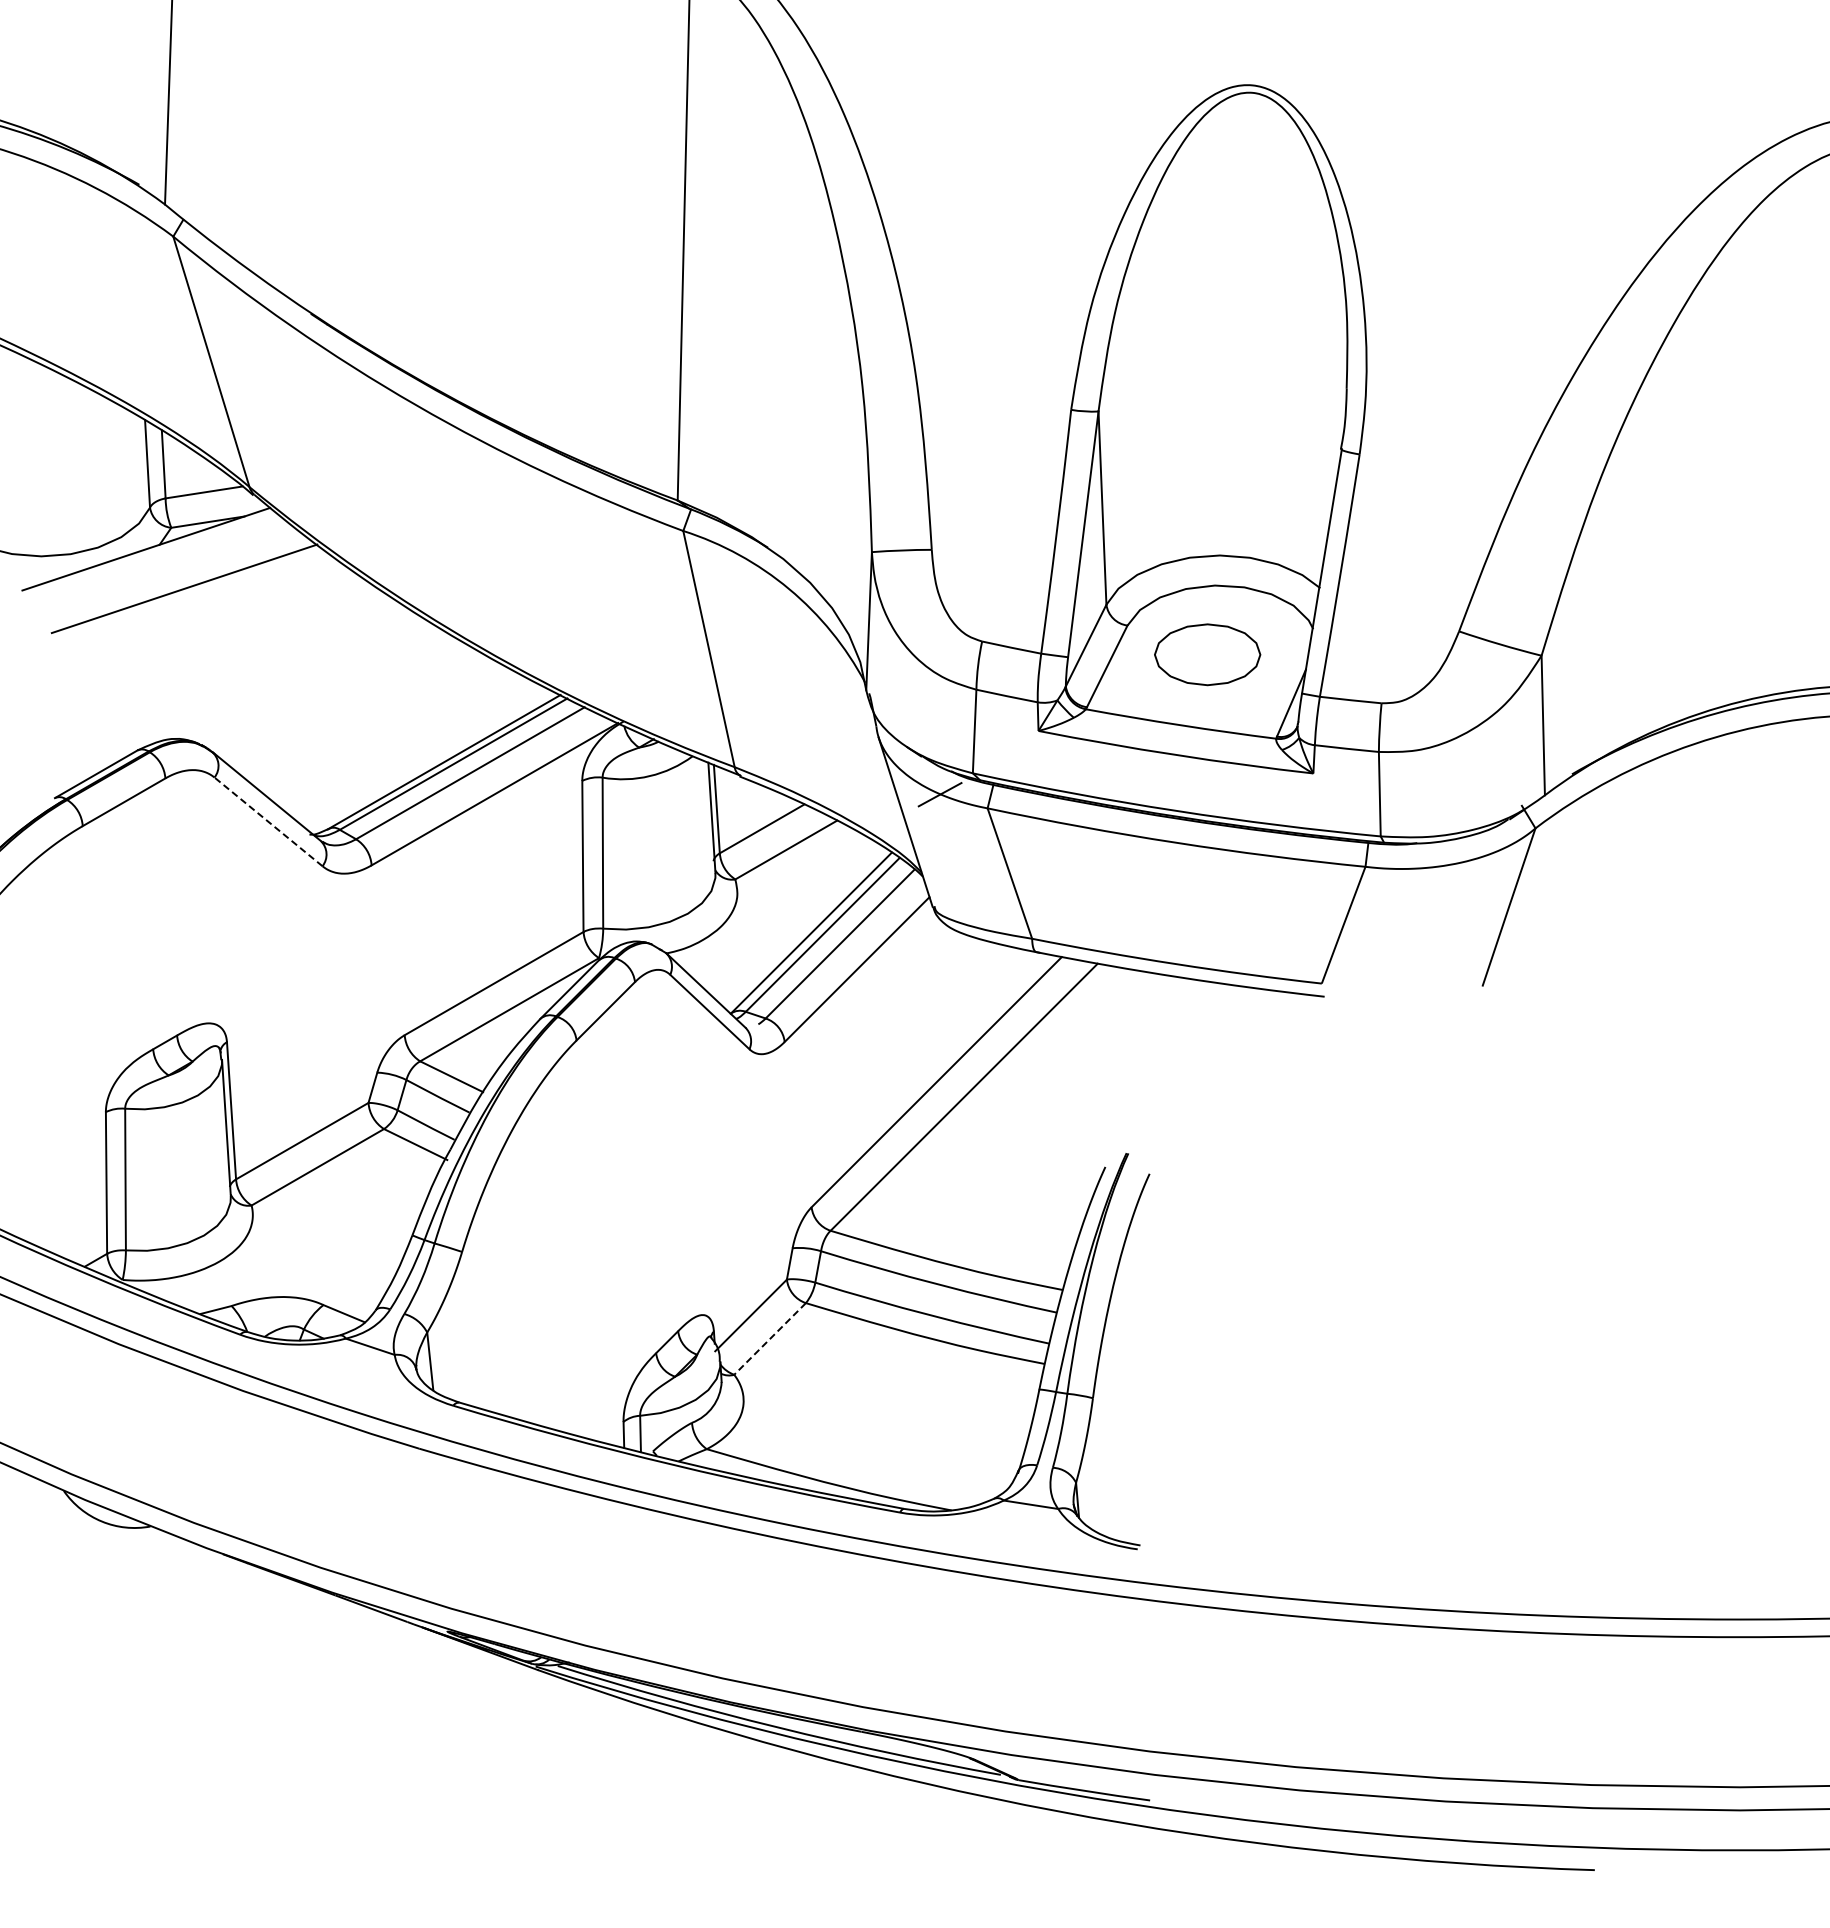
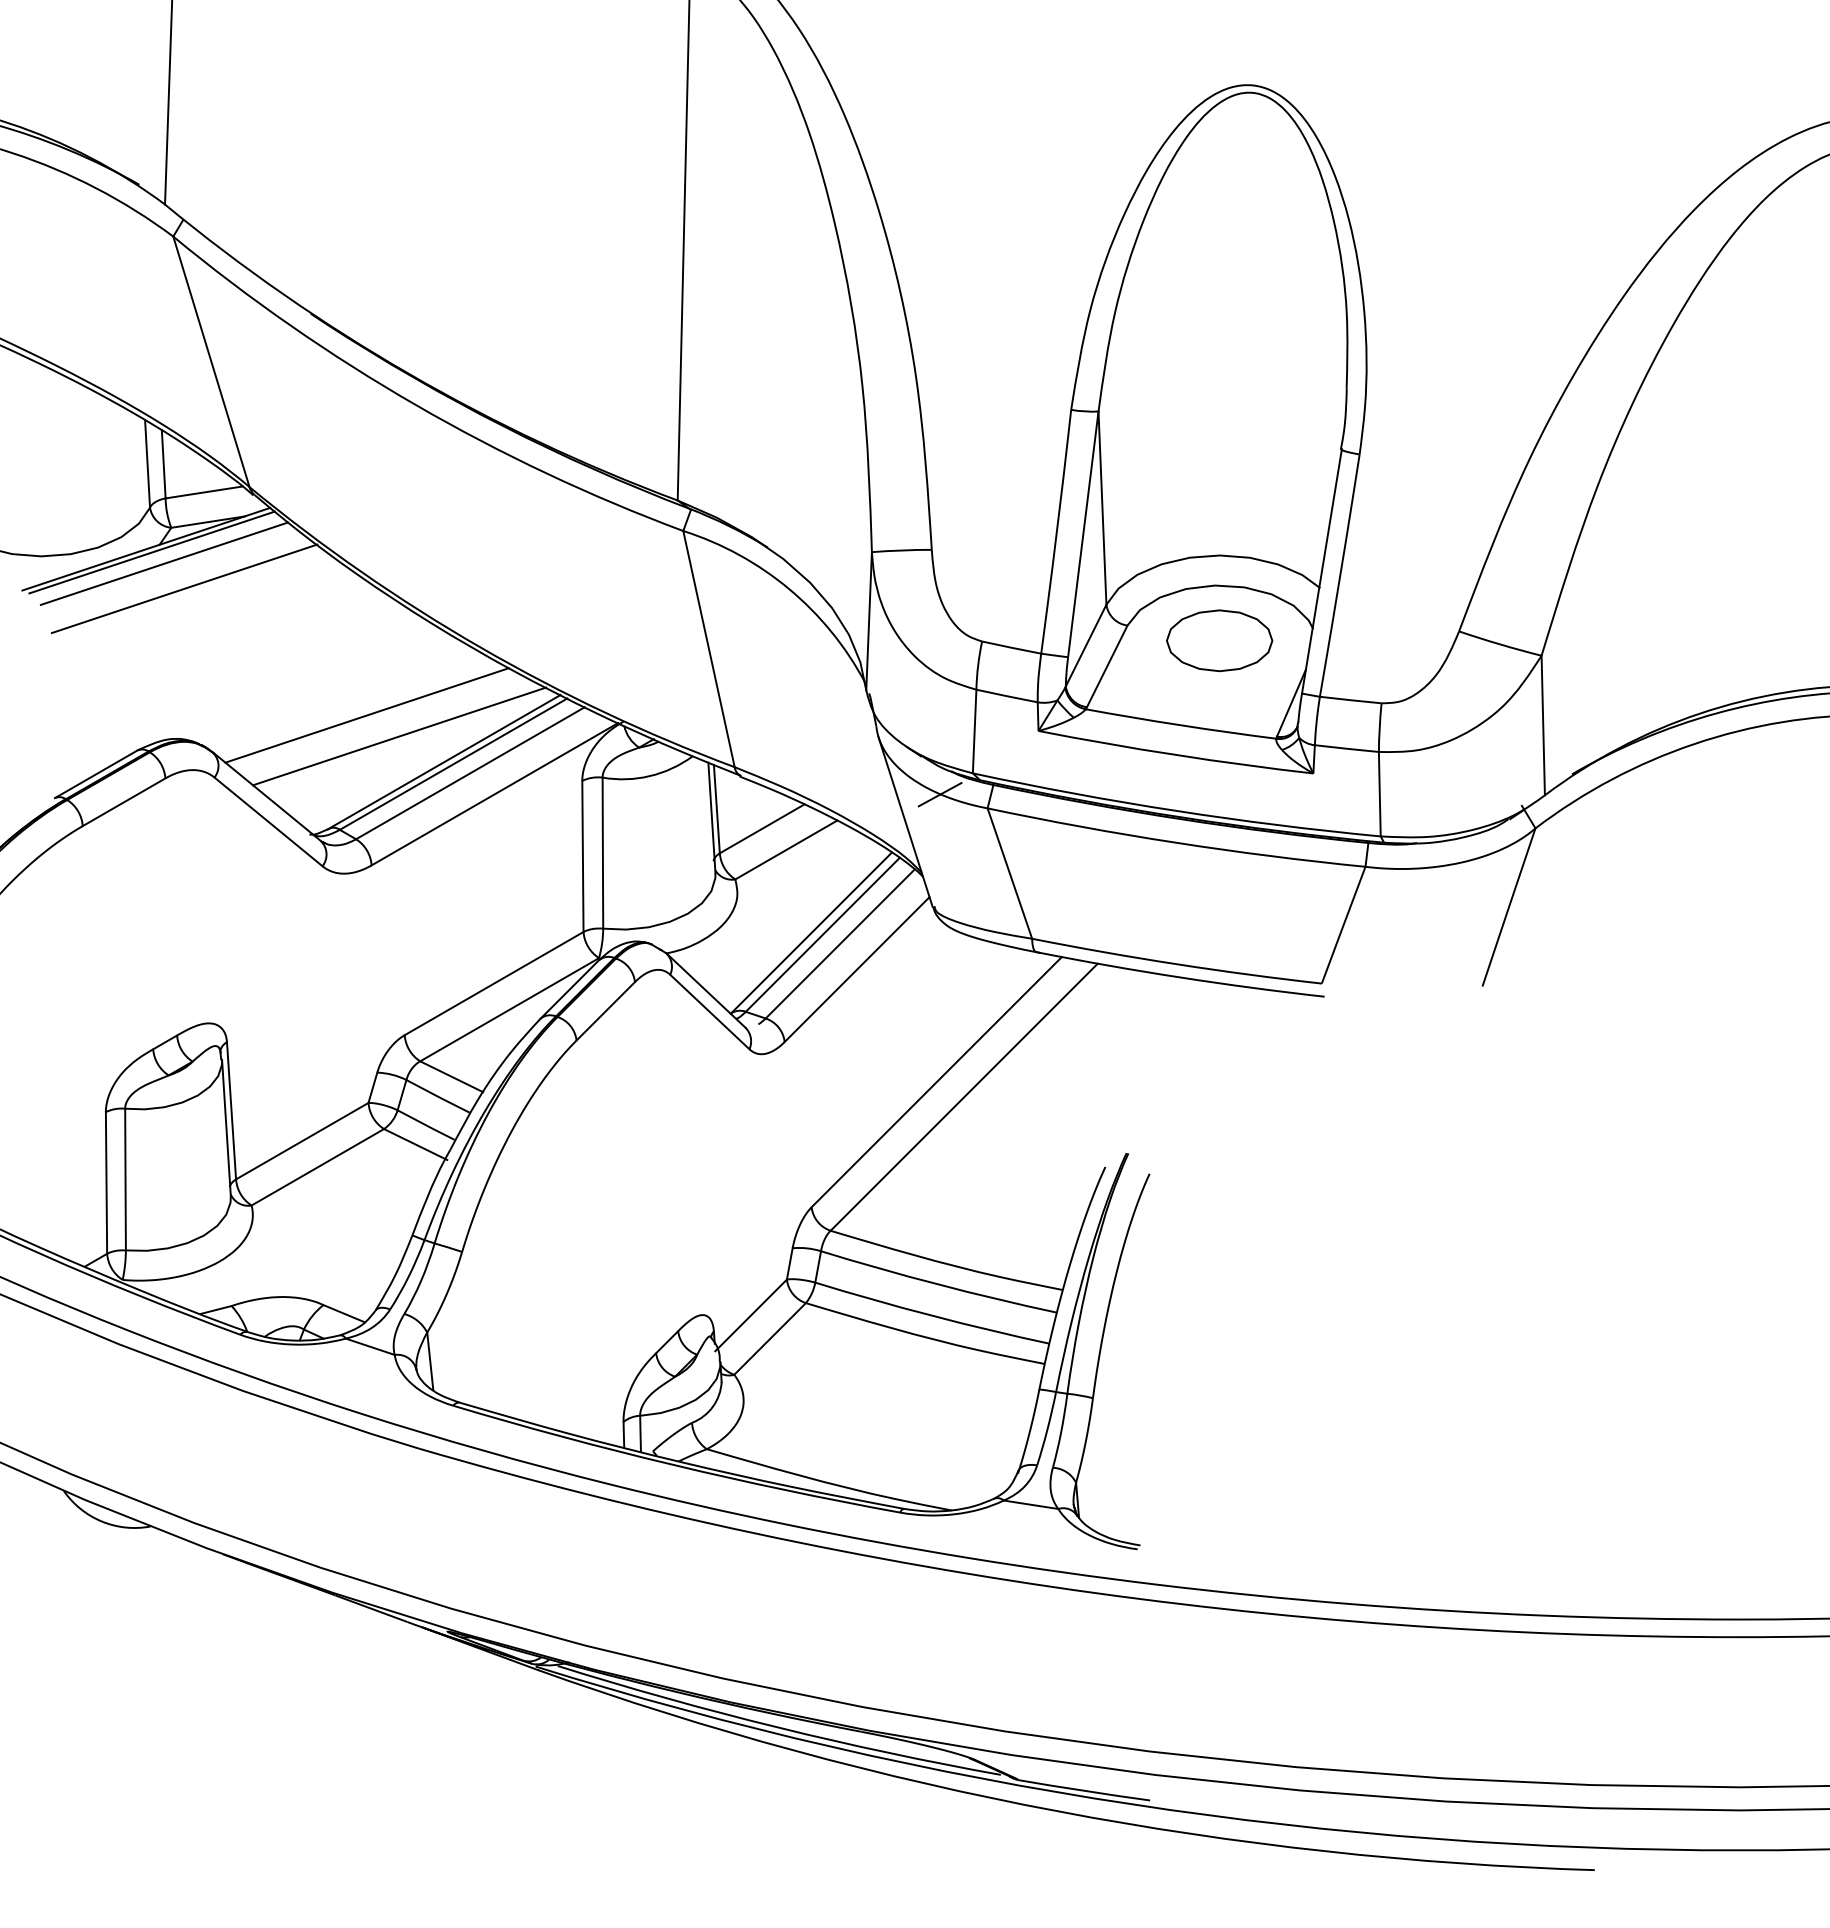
line: none -> present (151, 552)
line: none -> present (163, 563)
part position: (1207, 654) -> (1219, 640) (1219, 640)
line: none -> present (366, 715)
line: none -> present (399, 736)
line: dashed -> solid (268, 821)
line: dashed -> solid (770, 1338)
